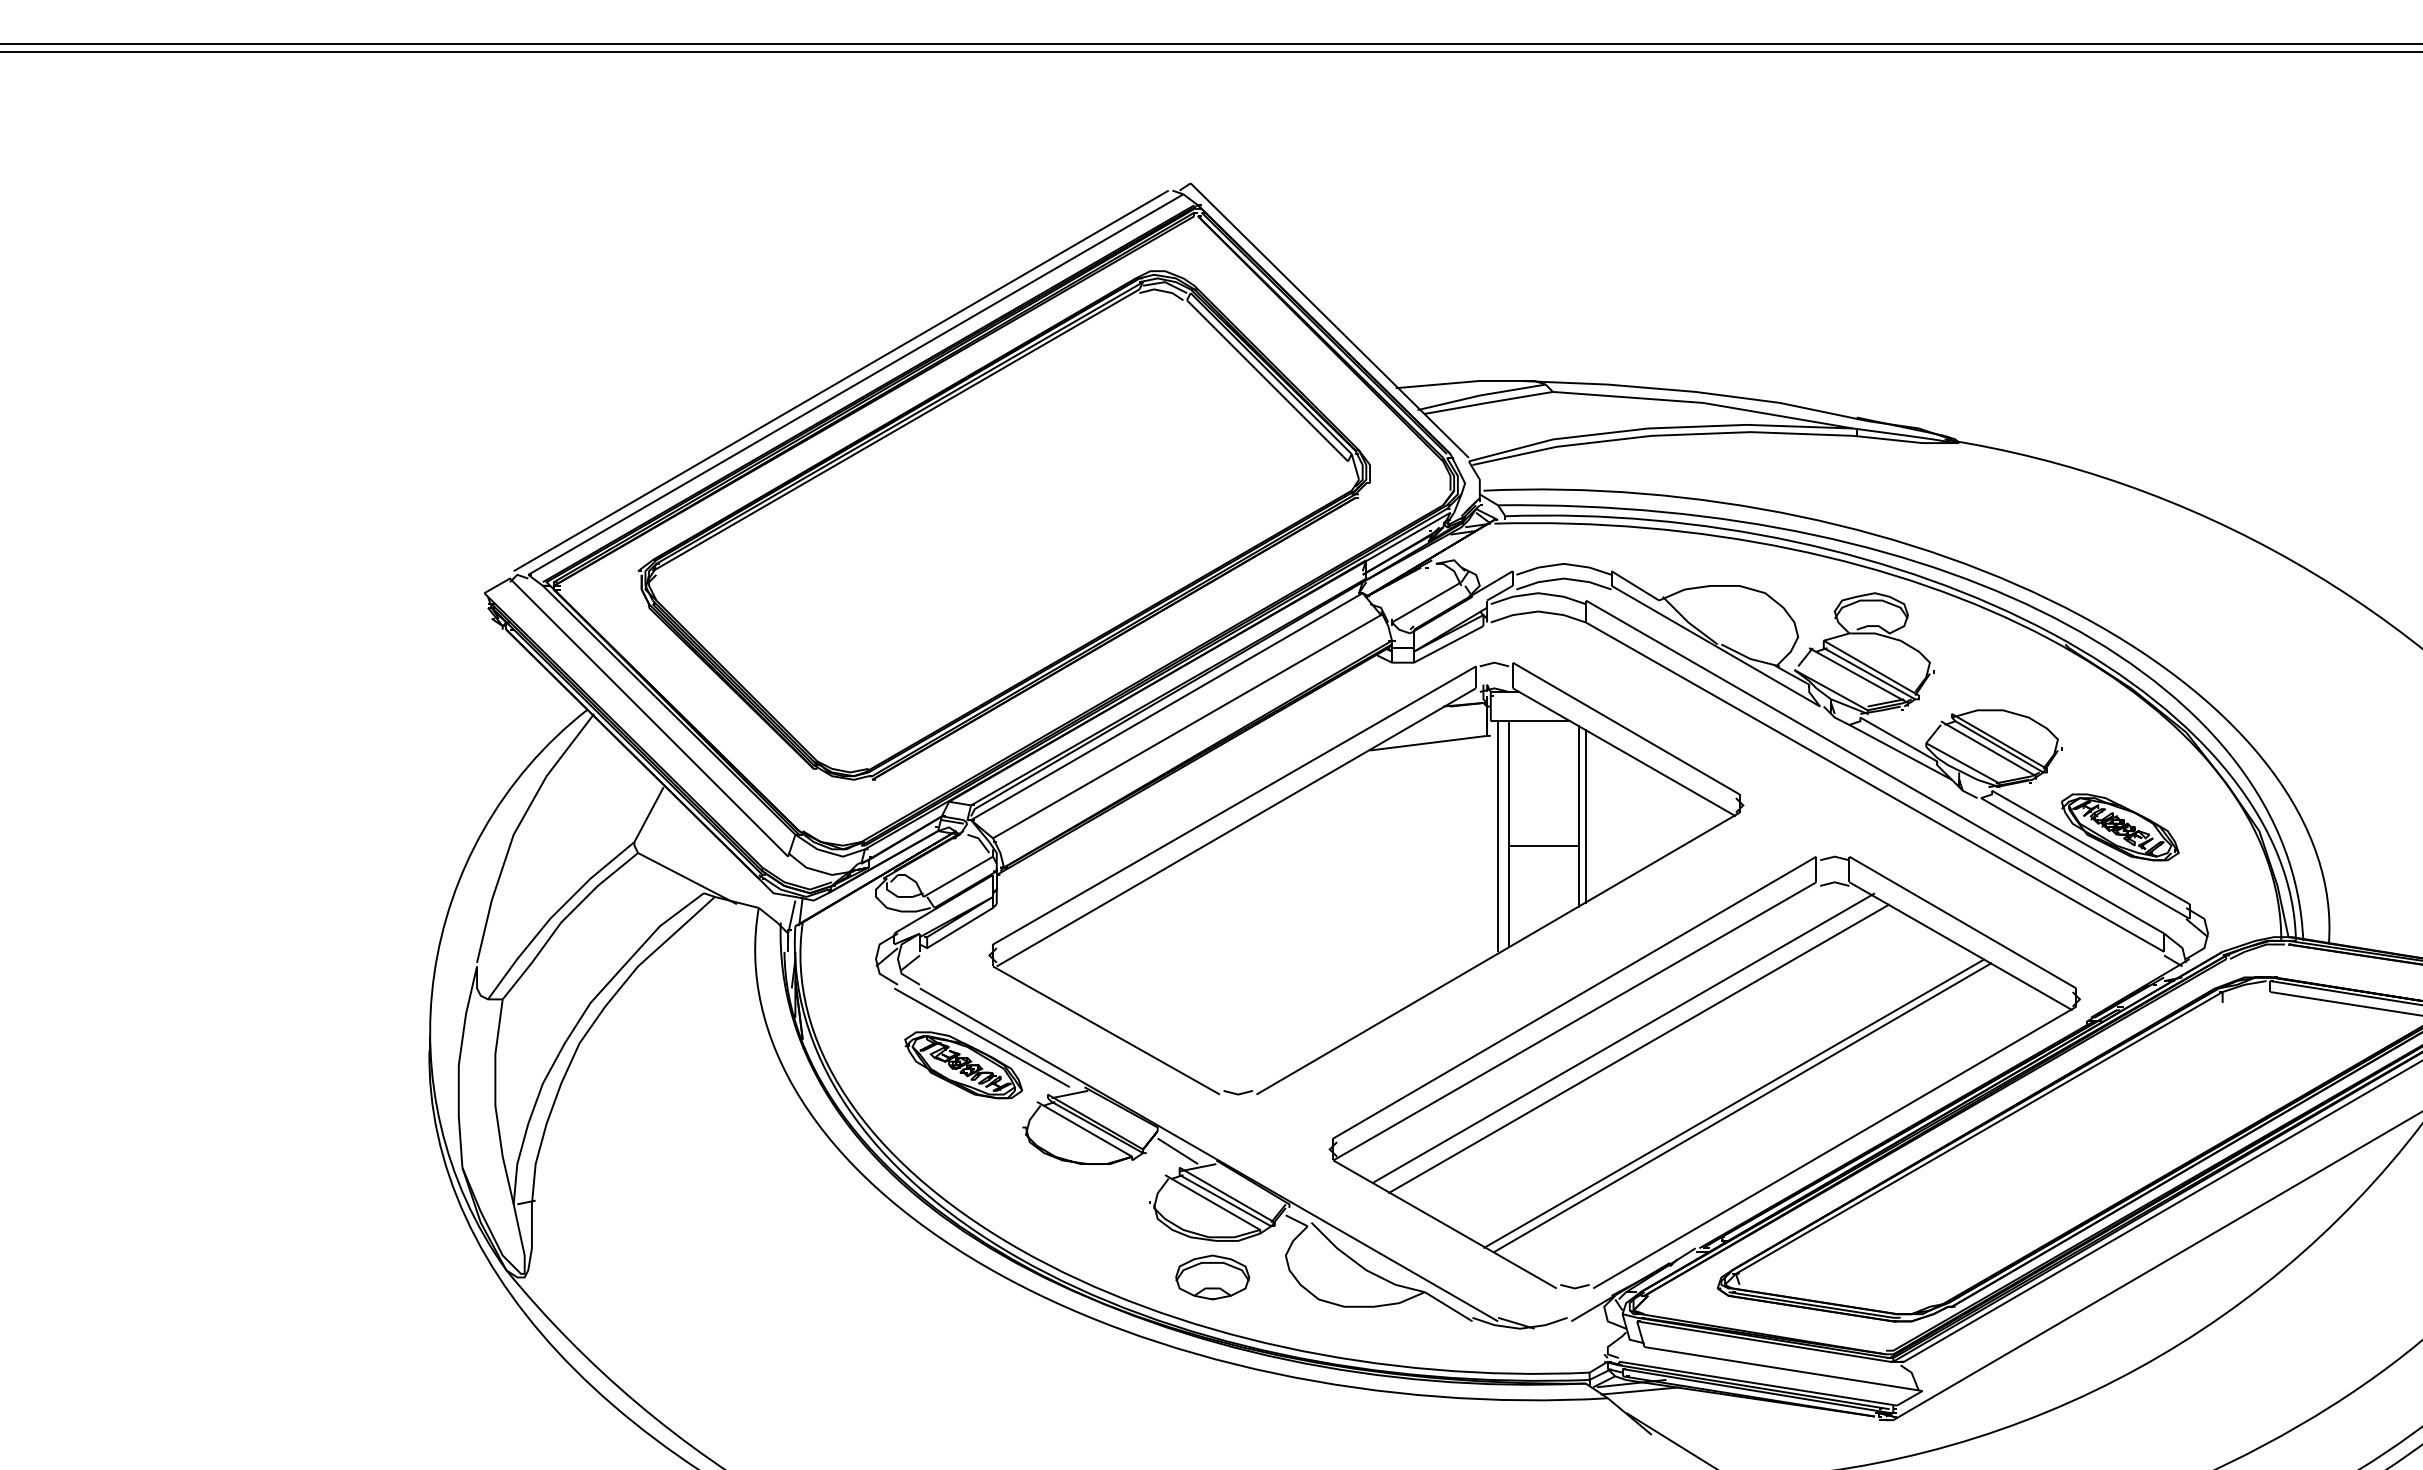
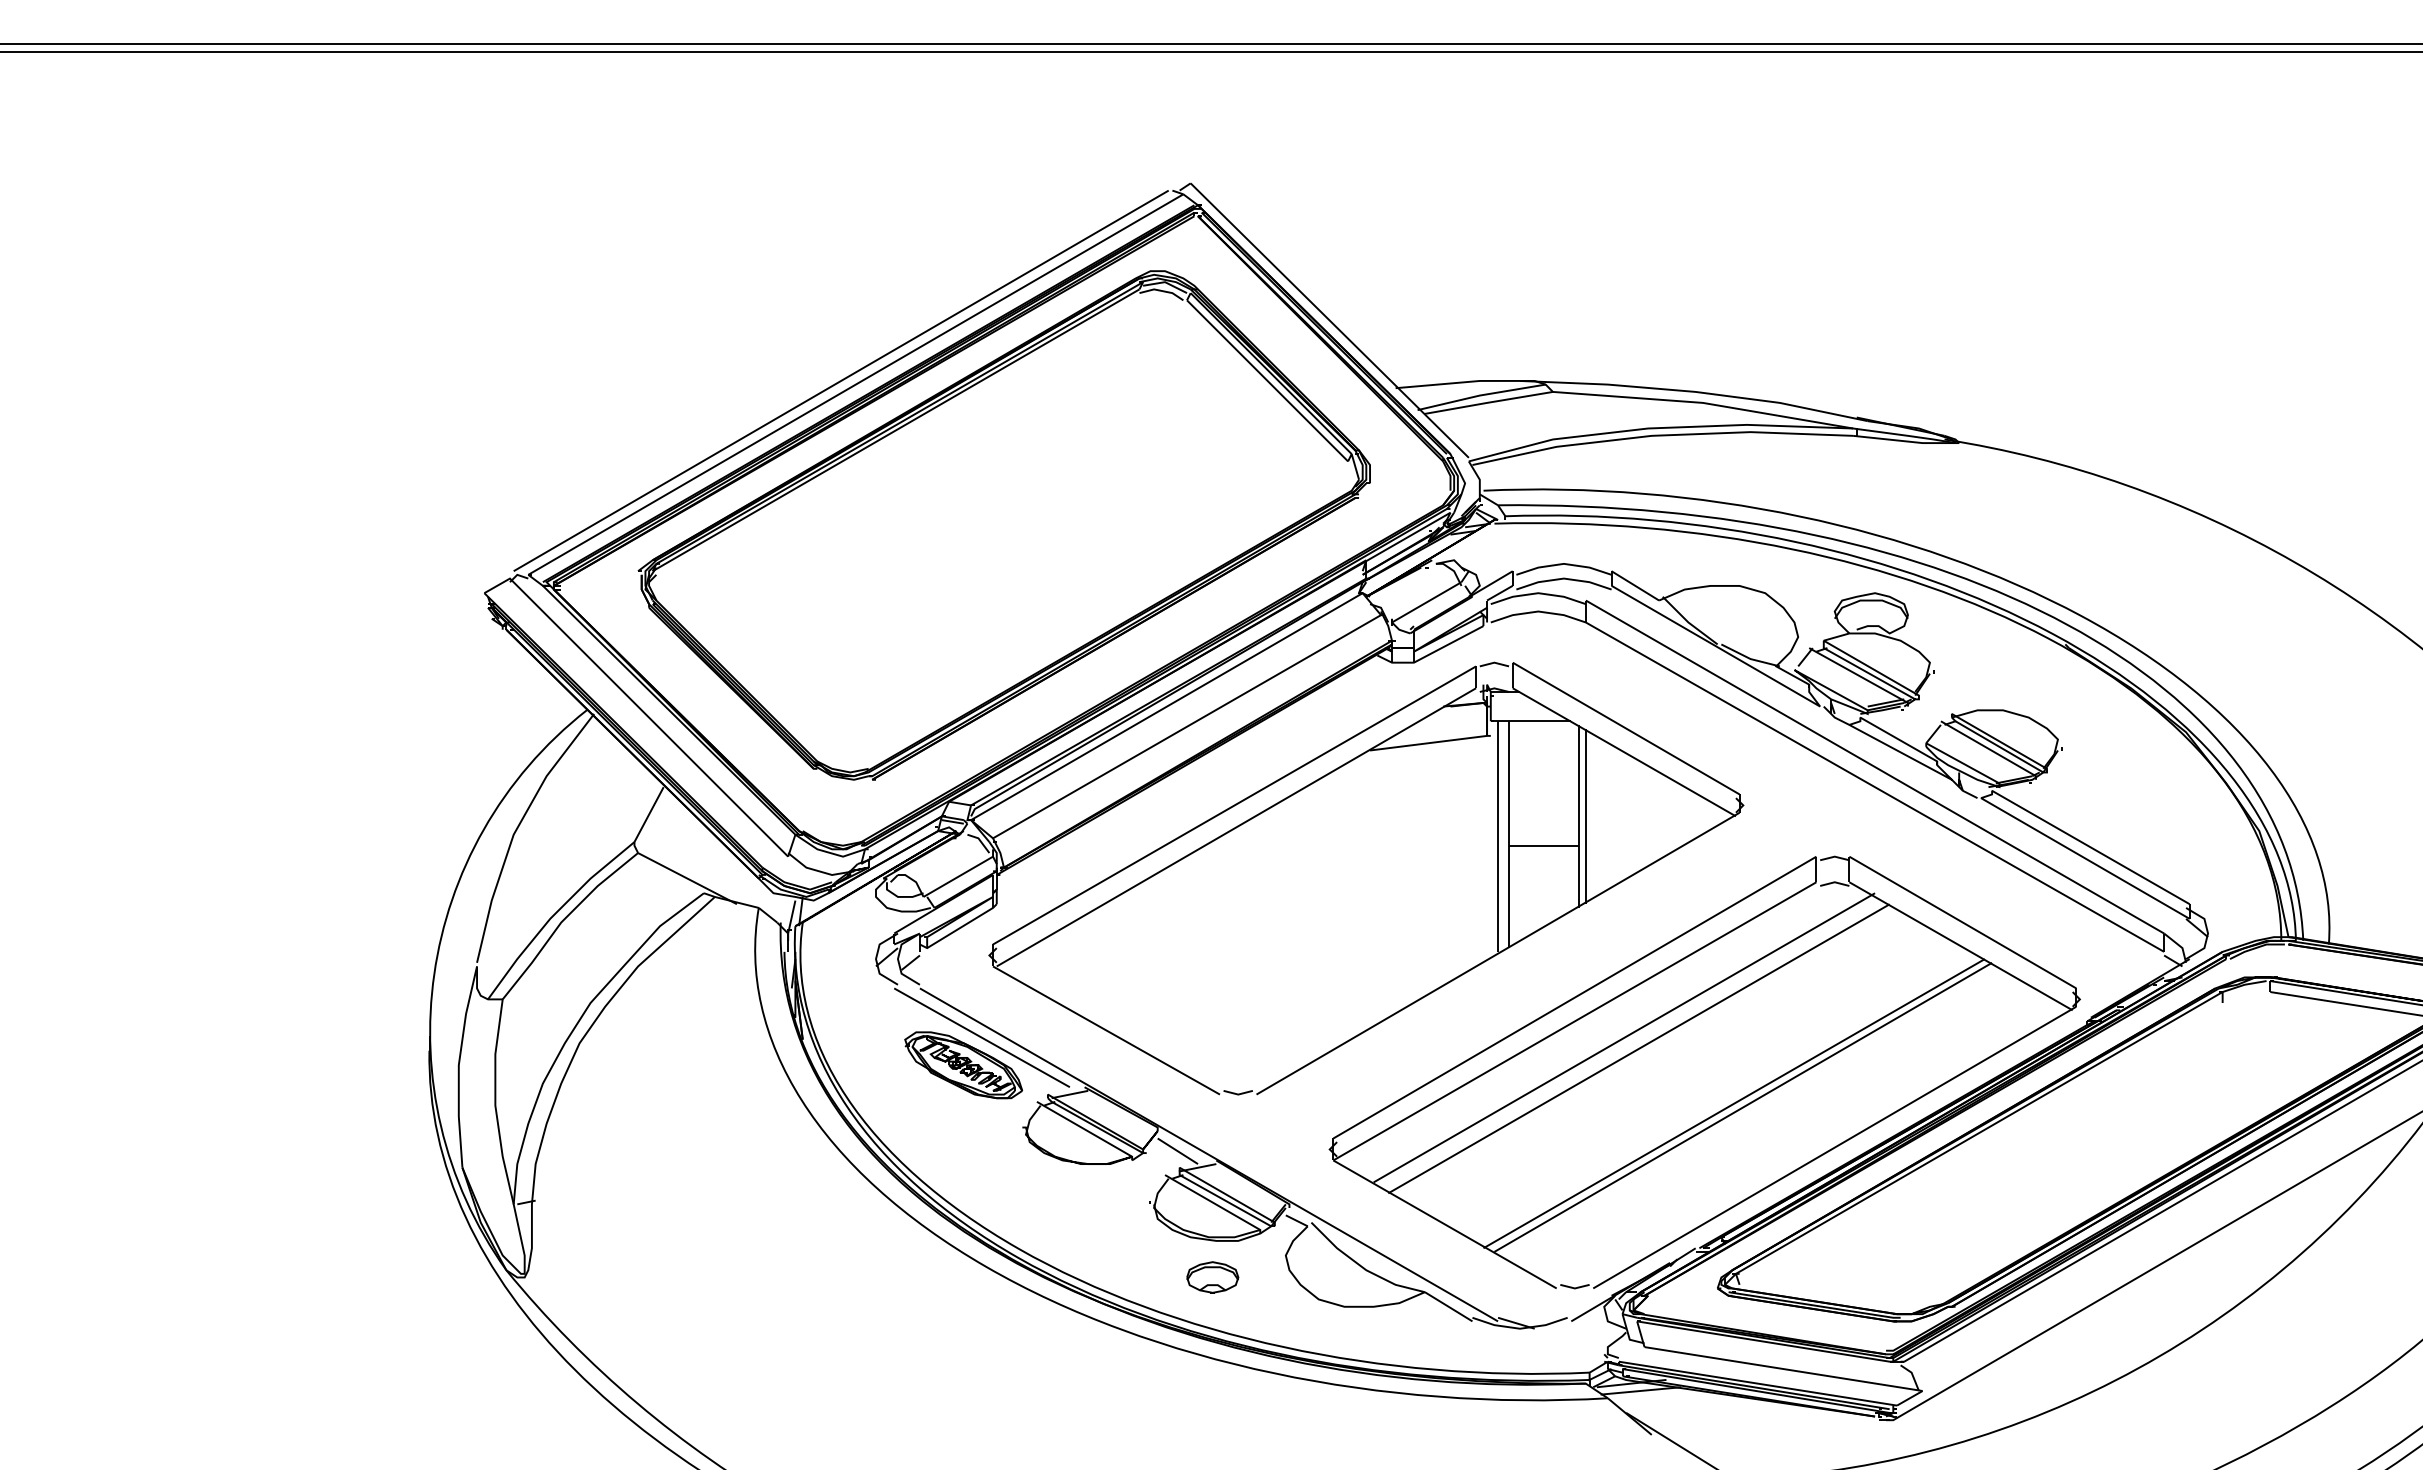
part: present -> none (2120, 827)
part size: 76x47 px -> 54x33 px (1212, 1277)
